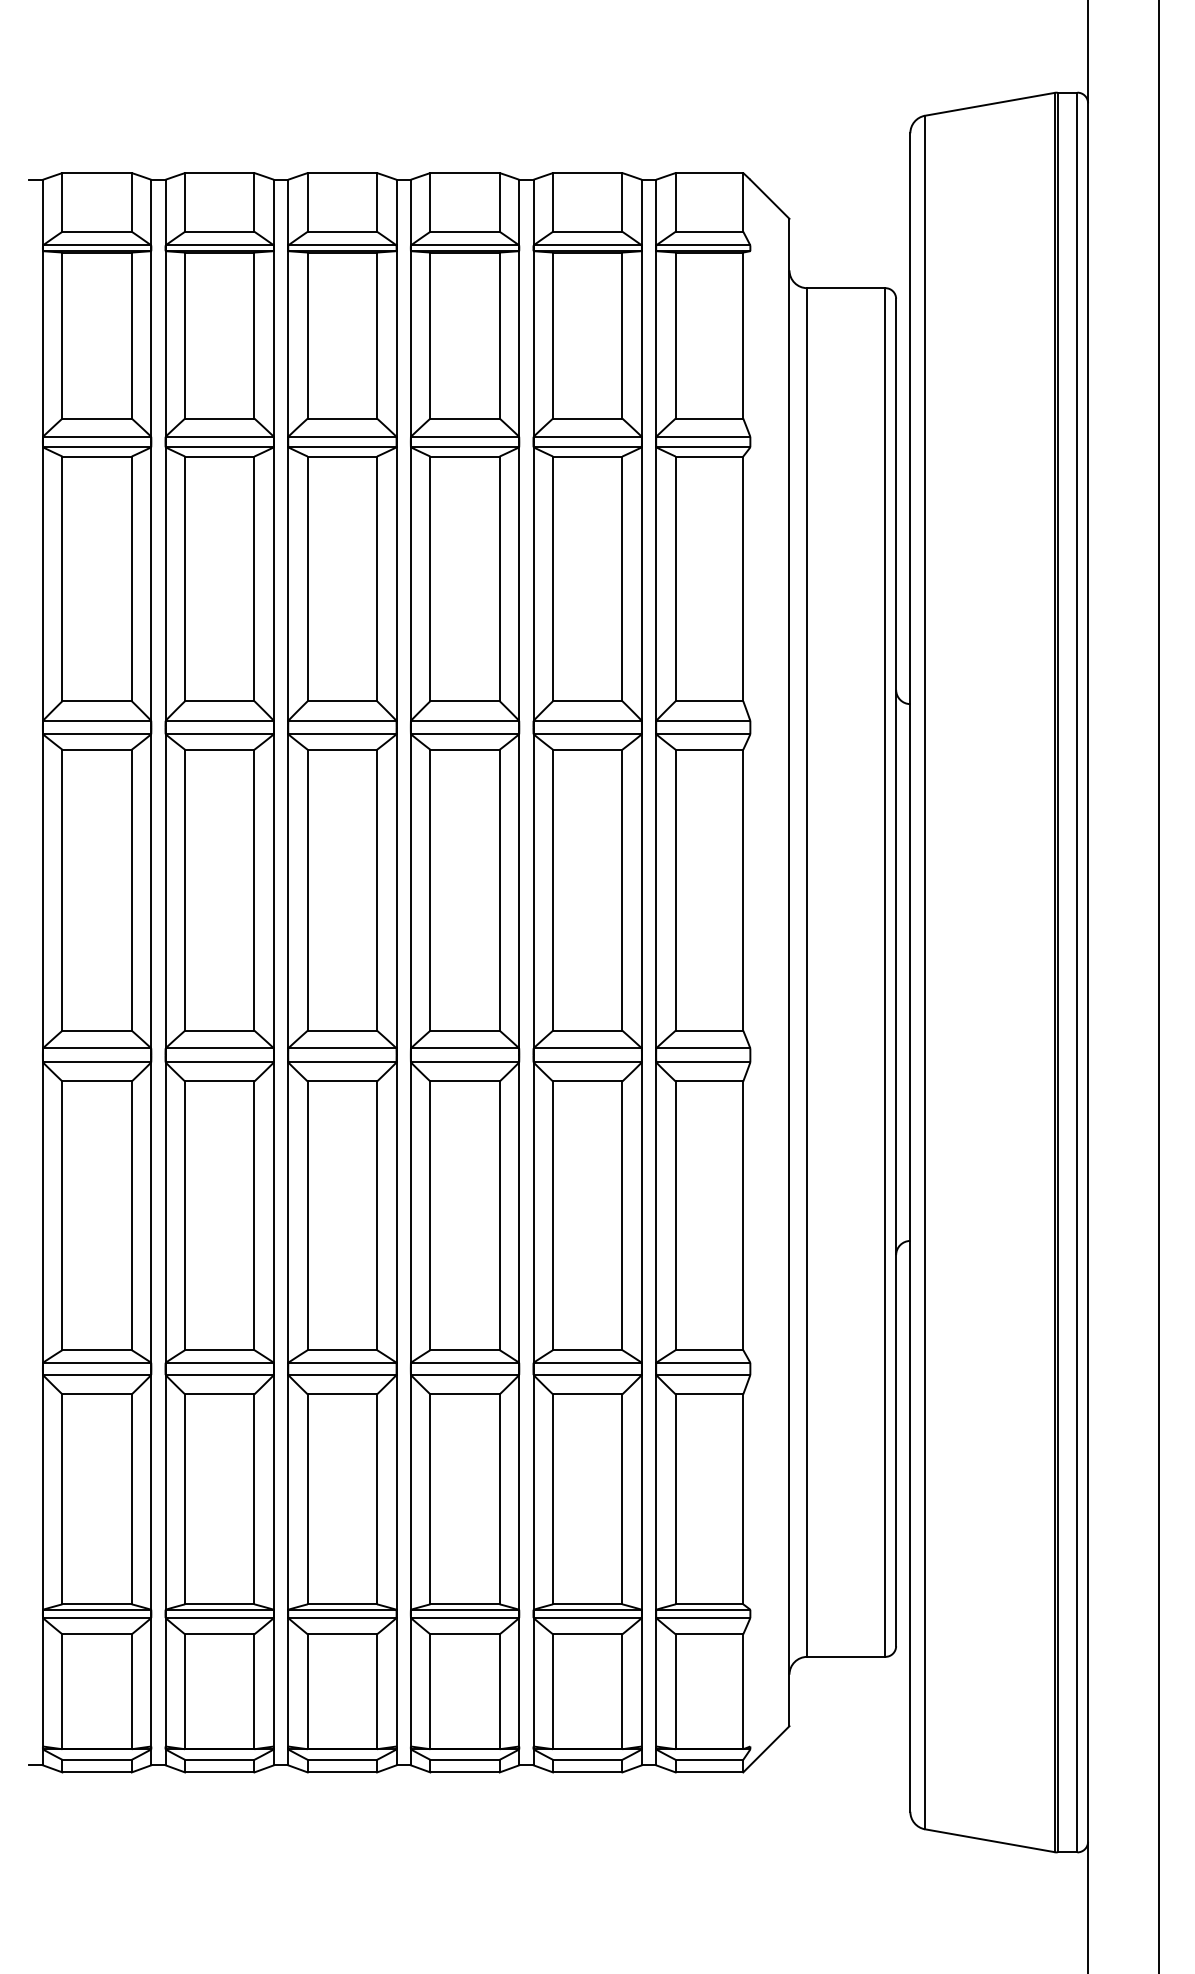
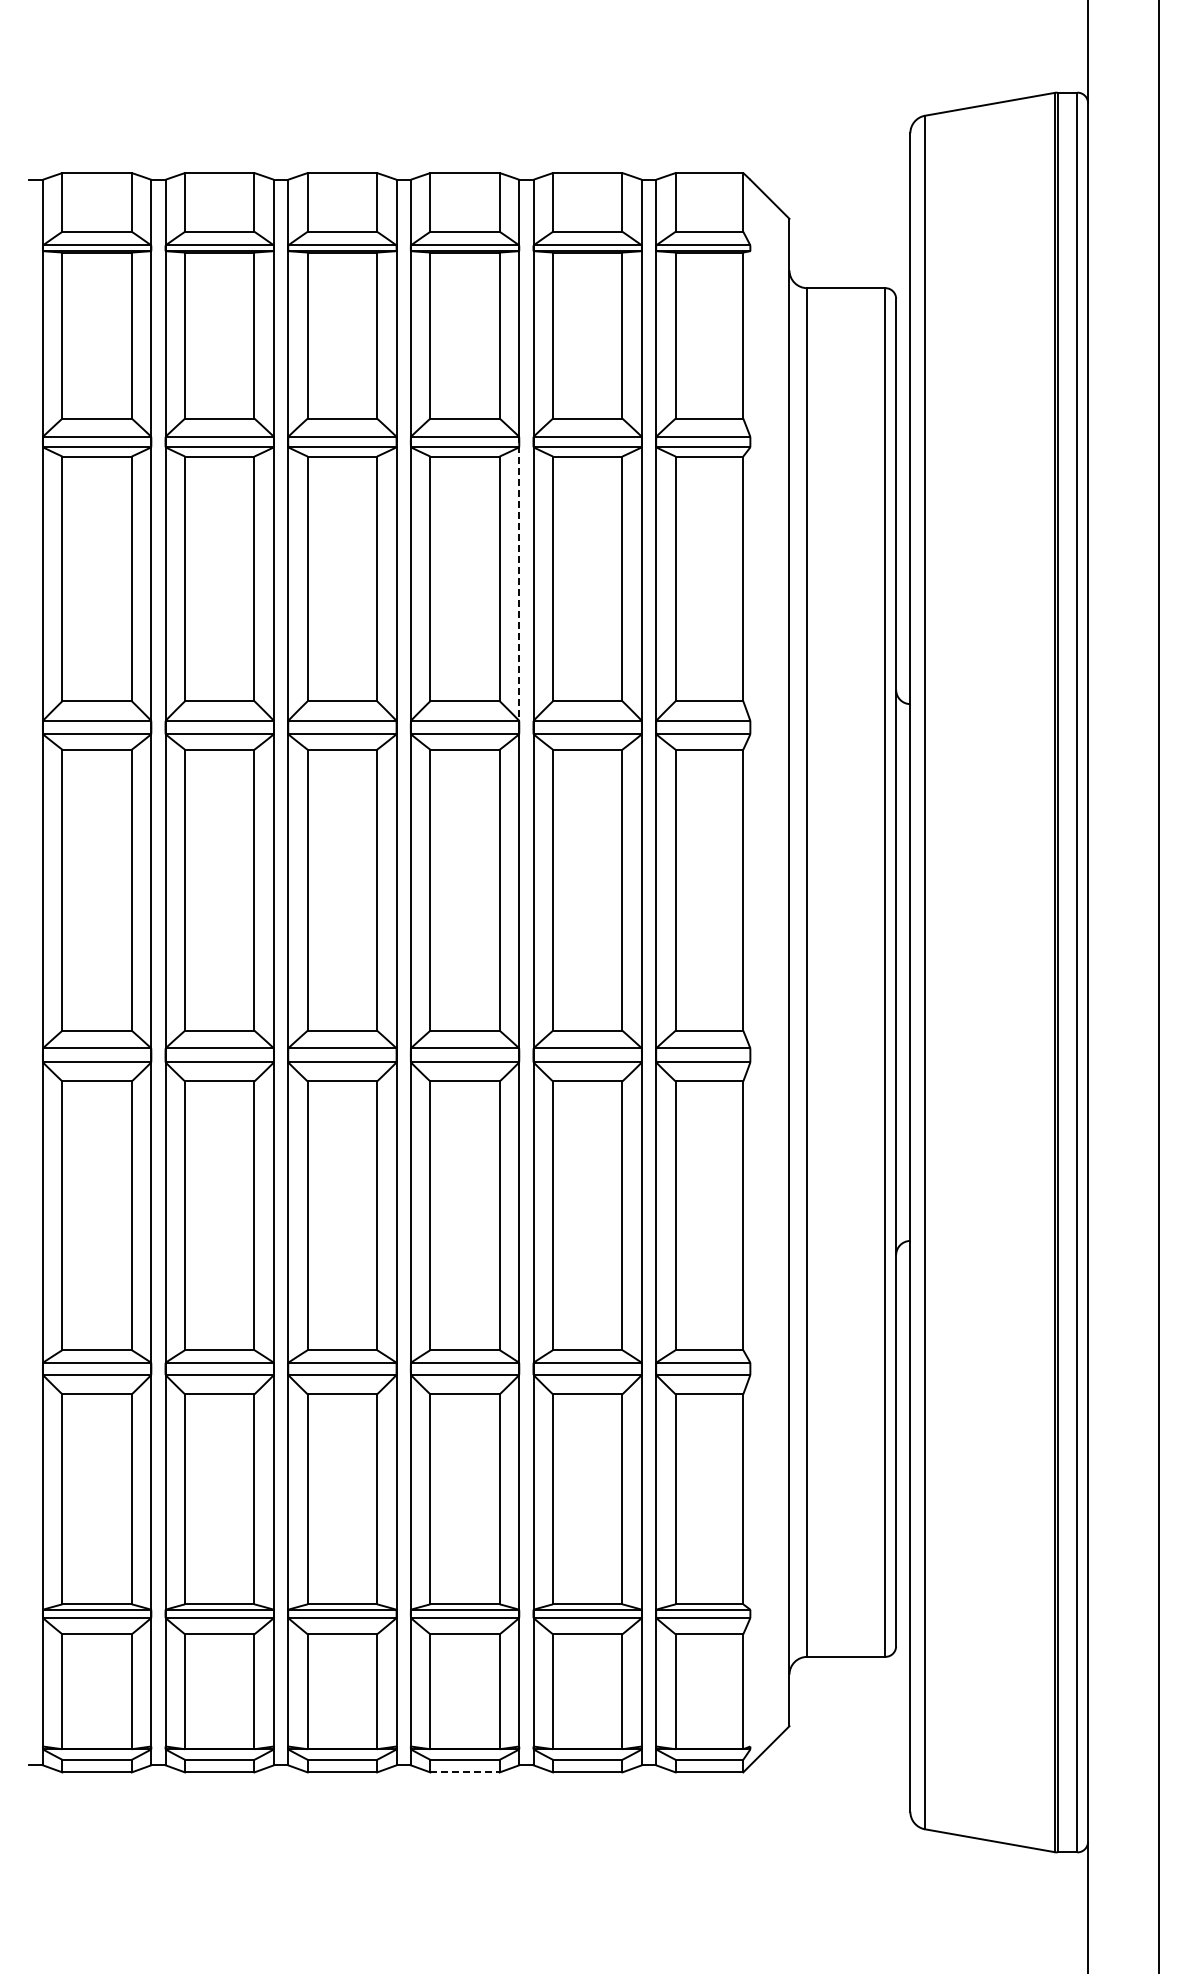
line: solid -> dashed (519, 584)
line: solid -> dashed (465, 1772)
